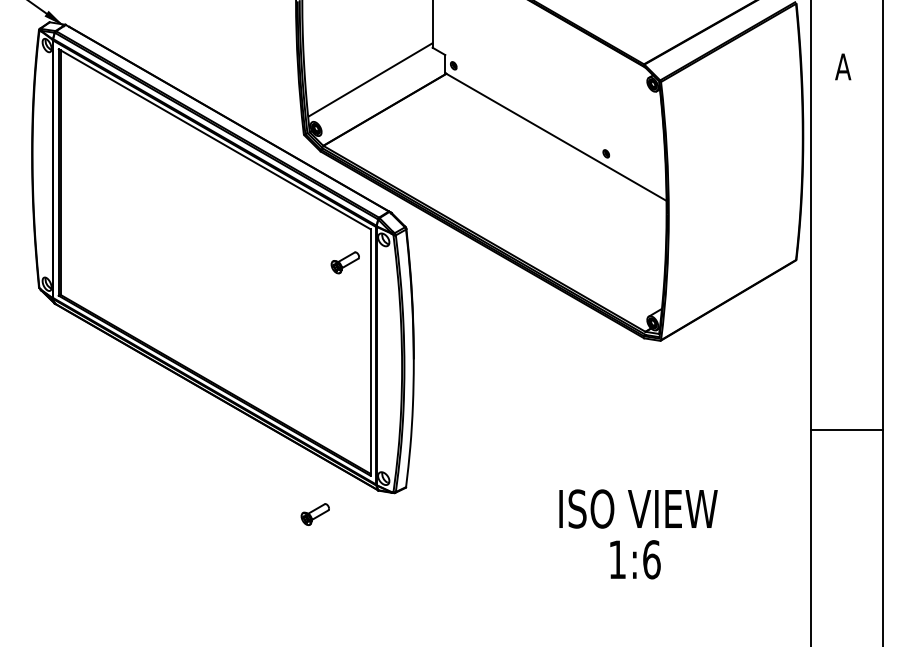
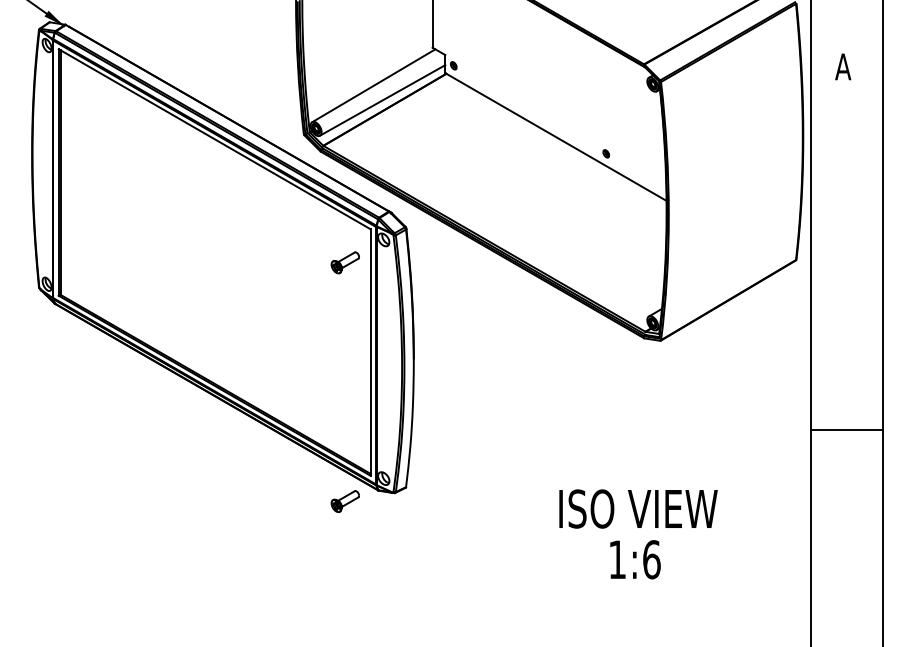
line position: (370, 79) -> (373, 85) (373, 85)
line: none -> present (382, 100)
part position: (314, 514) -> (344, 501) (344, 501)
